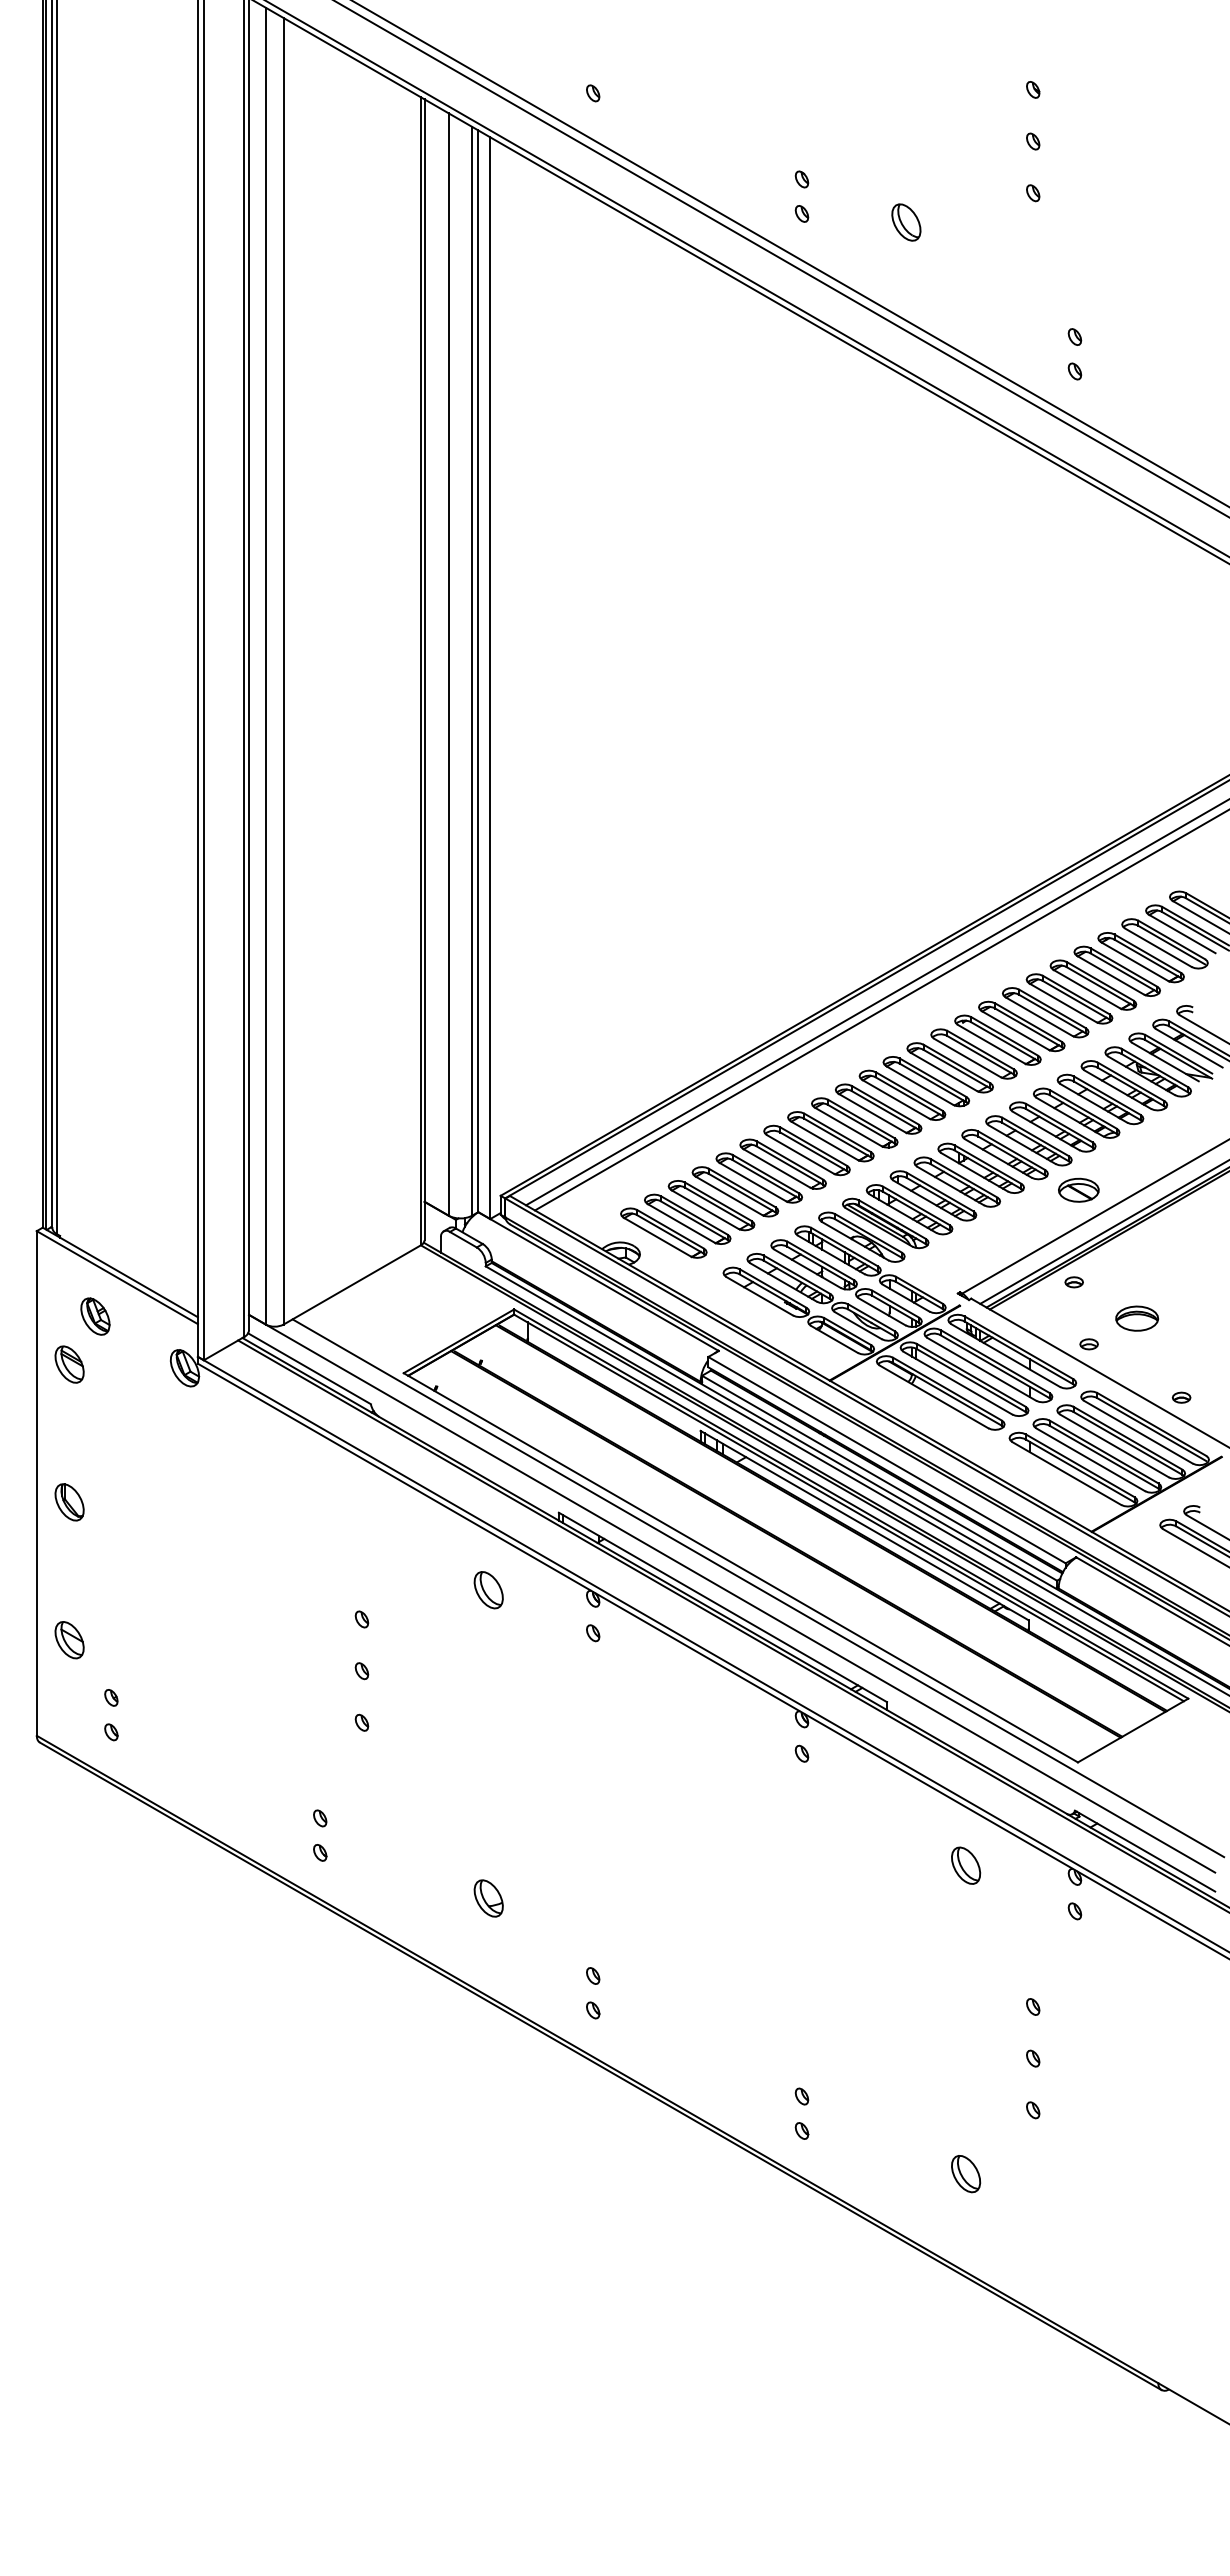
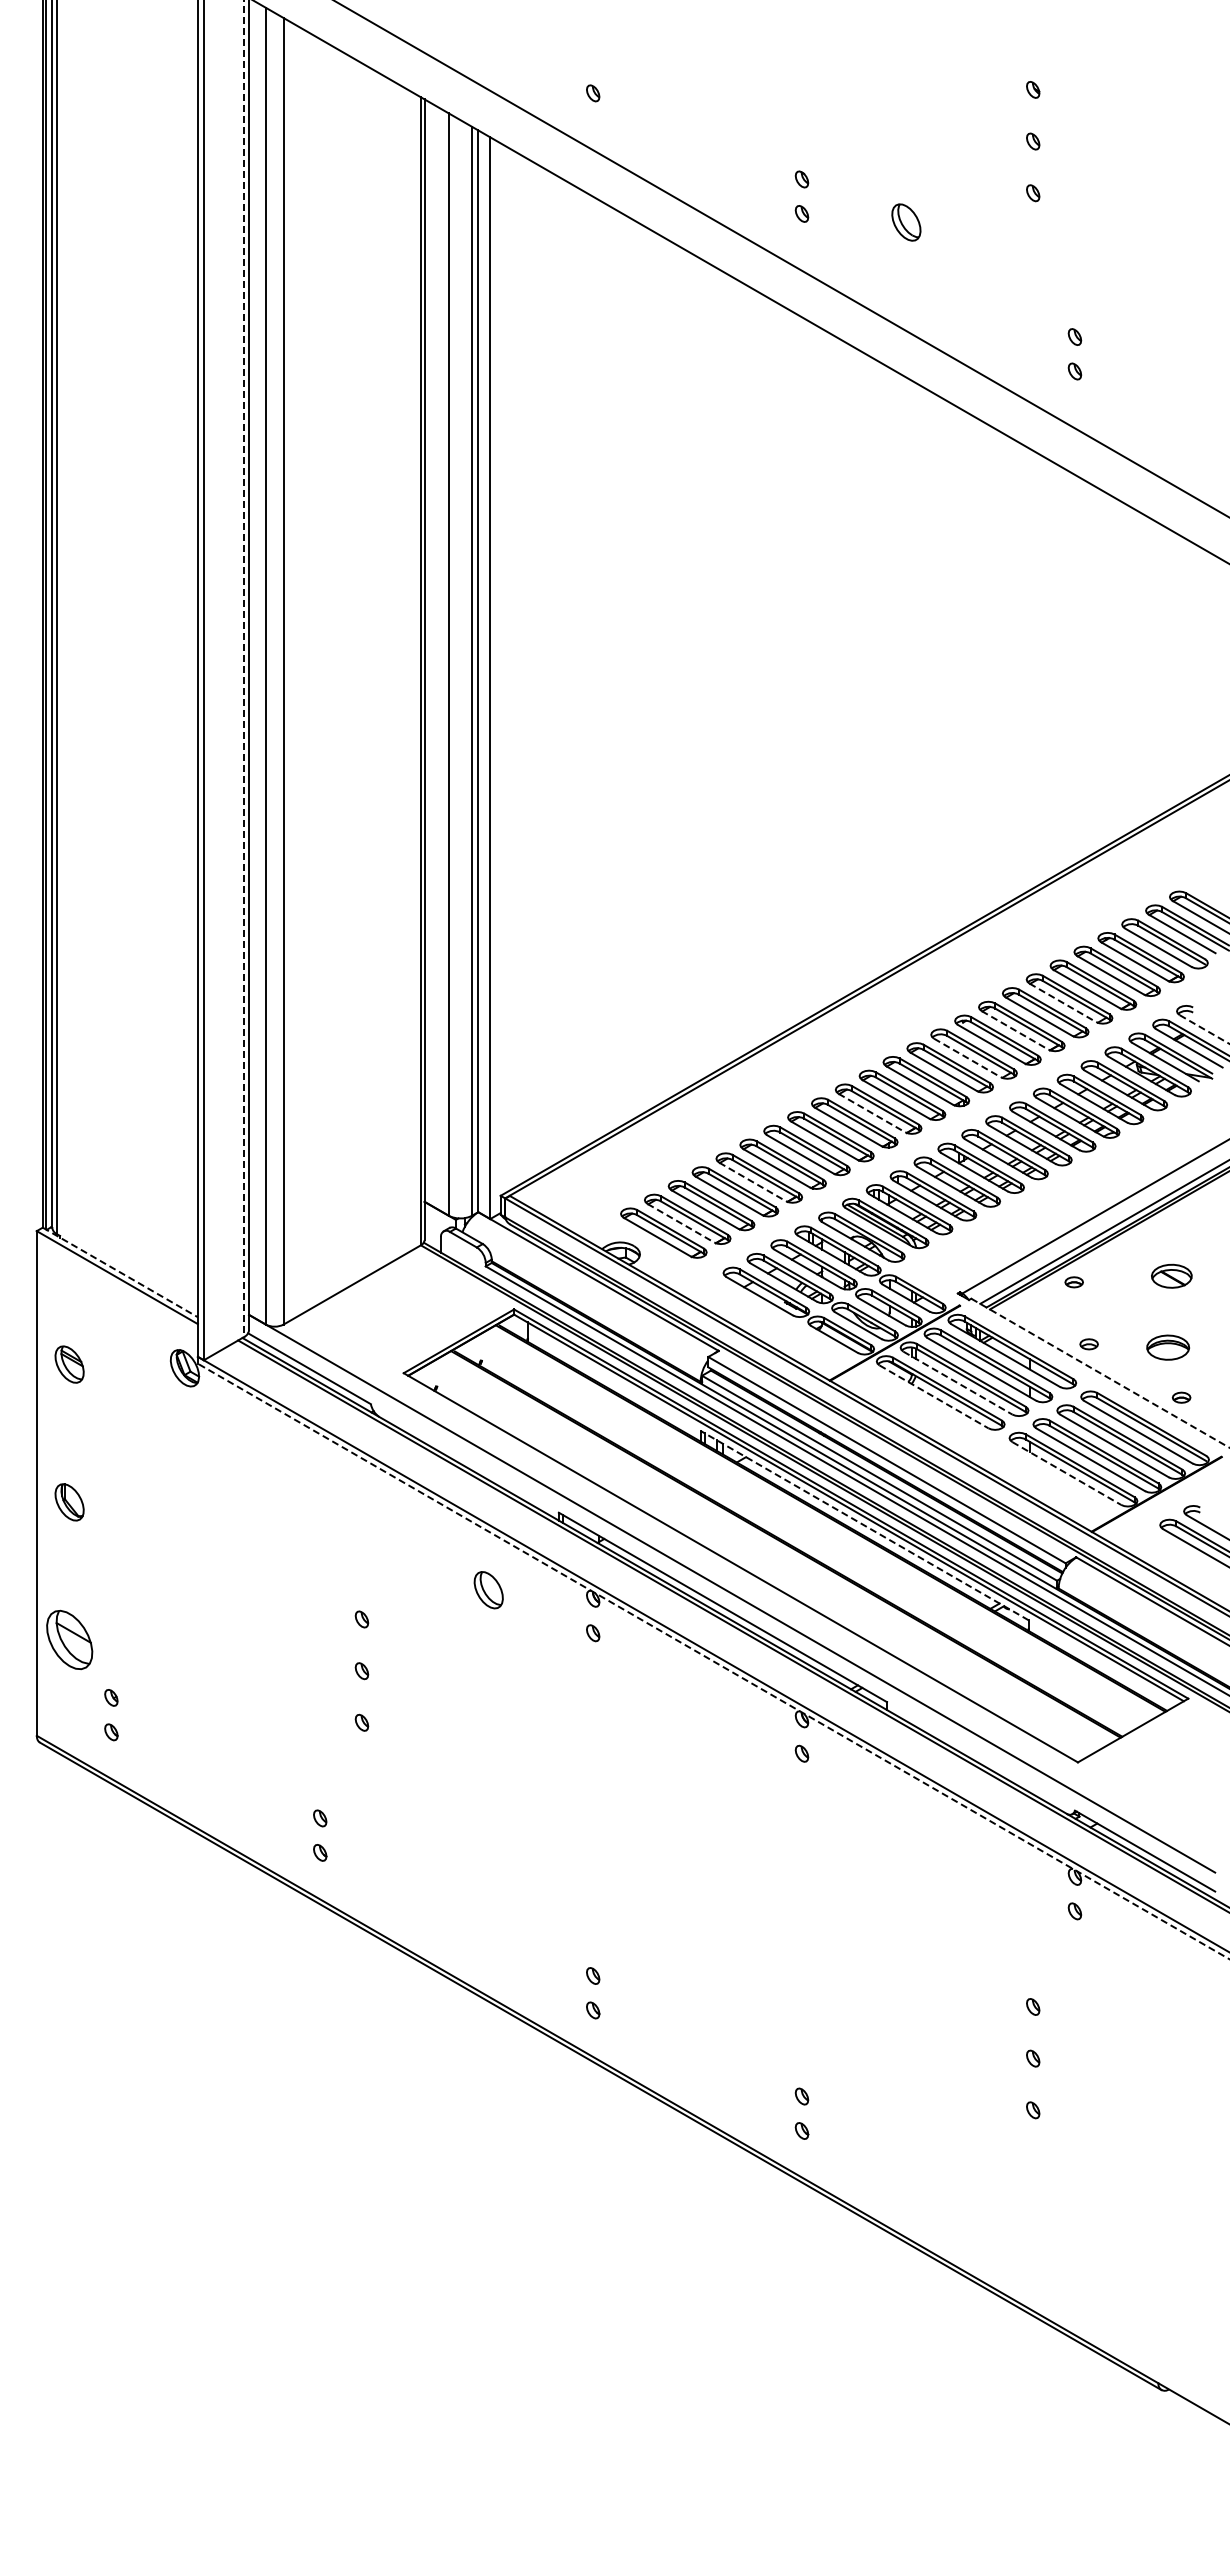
line: present -> none (790, 253)
line: present -> none (747, 278)
line: solid -> dashed (244, 669)
line: present -> none (876, 1002)
line: solid -> dashed (1062, 1002)
line: present -> none (880, 1010)
line: solid -> dashed (1204, 1029)
line: solid -> dashed (1015, 1030)
line: solid -> dashed (967, 1057)
line: solid -> dashed (871, 1113)
line: solid -> dashed (752, 1181)
part position: (1078, 1189) -> (1171, 1275) (1171, 1275)
line: solid -> dashed (681, 1223)
line: solid -> dashed (120, 1272)
part: present -> none (95, 1316)
part position: (1137, 1318) -> (1168, 1347) (1168, 1347)
line: solid -> dashed (1101, 1373)
line: solid -> dashed (957, 1383)
line: solid -> dashed (934, 1396)
line: solid -> dashed (1066, 1473)
line: solid -> dashed (864, 1525)
line: present -> none (758, 1588)
part size: 31x39 px -> 48x62 px (69, 1639)
line: solid -> dashed (713, 1661)
part: present -> none (966, 1865)
part: present -> none (488, 1898)
part: present -> none (966, 2174)
